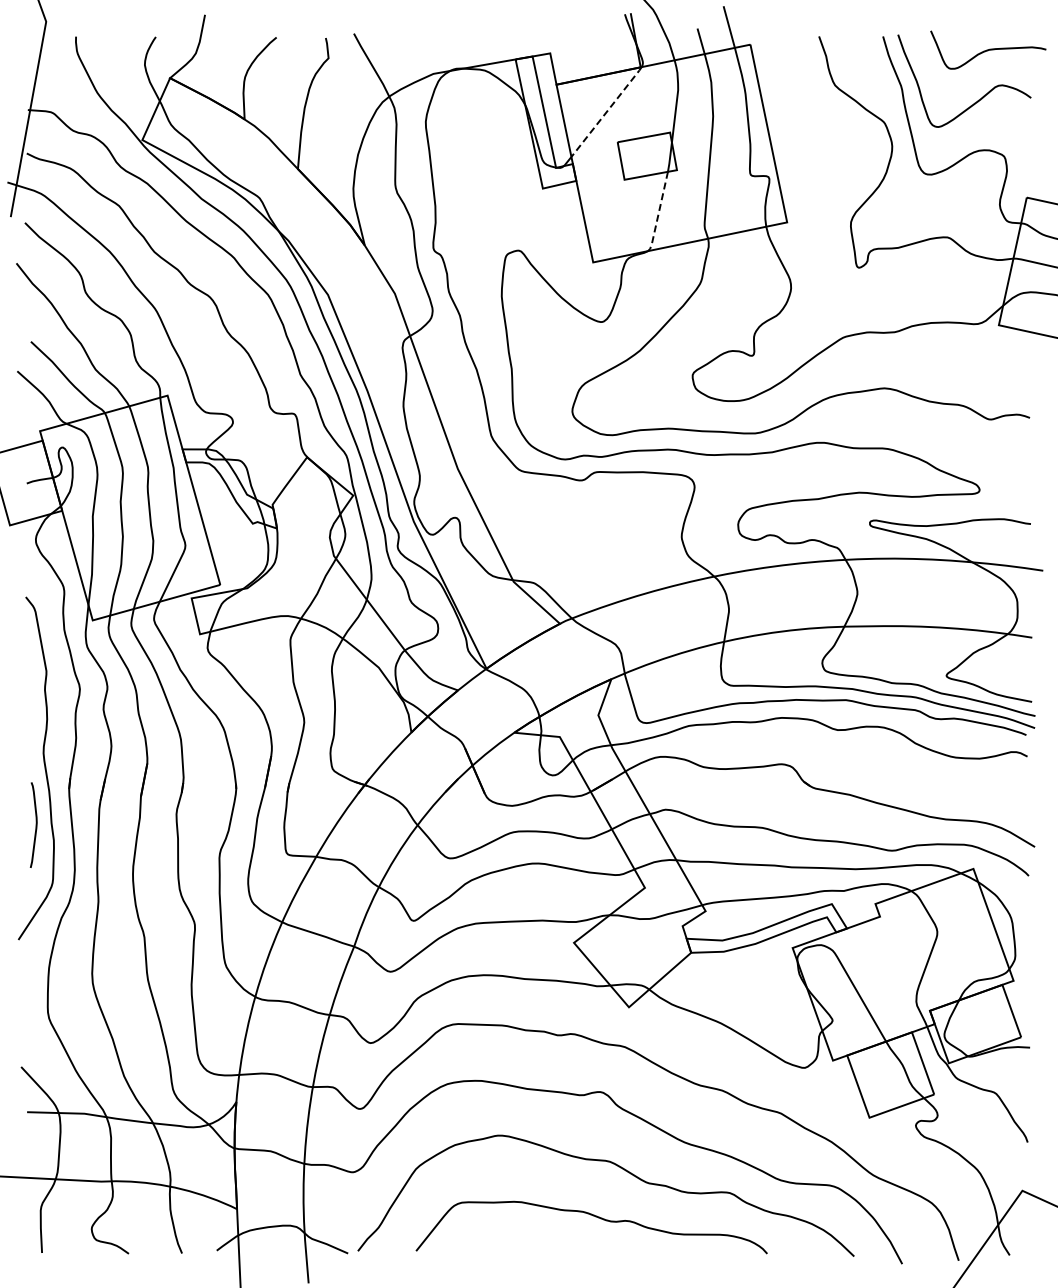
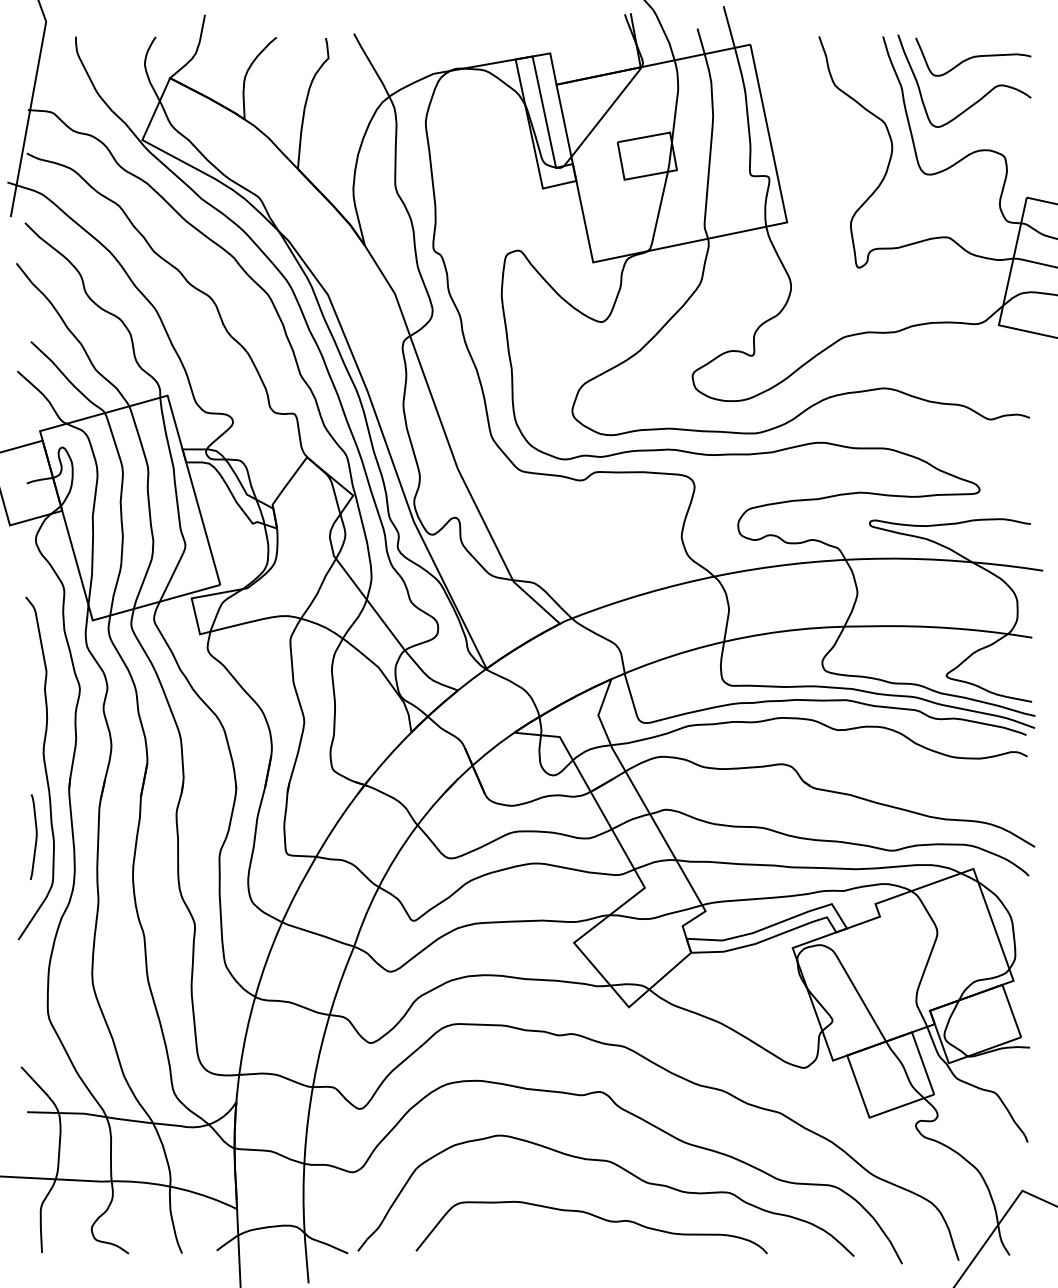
curve position: (988, 49) -> (973, 56) (973, 56)
line: dashed -> solid (607, 111)
line: dashed -> solid (658, 213)
curve position: (35, 824) -> (35, 836) (35, 836)
